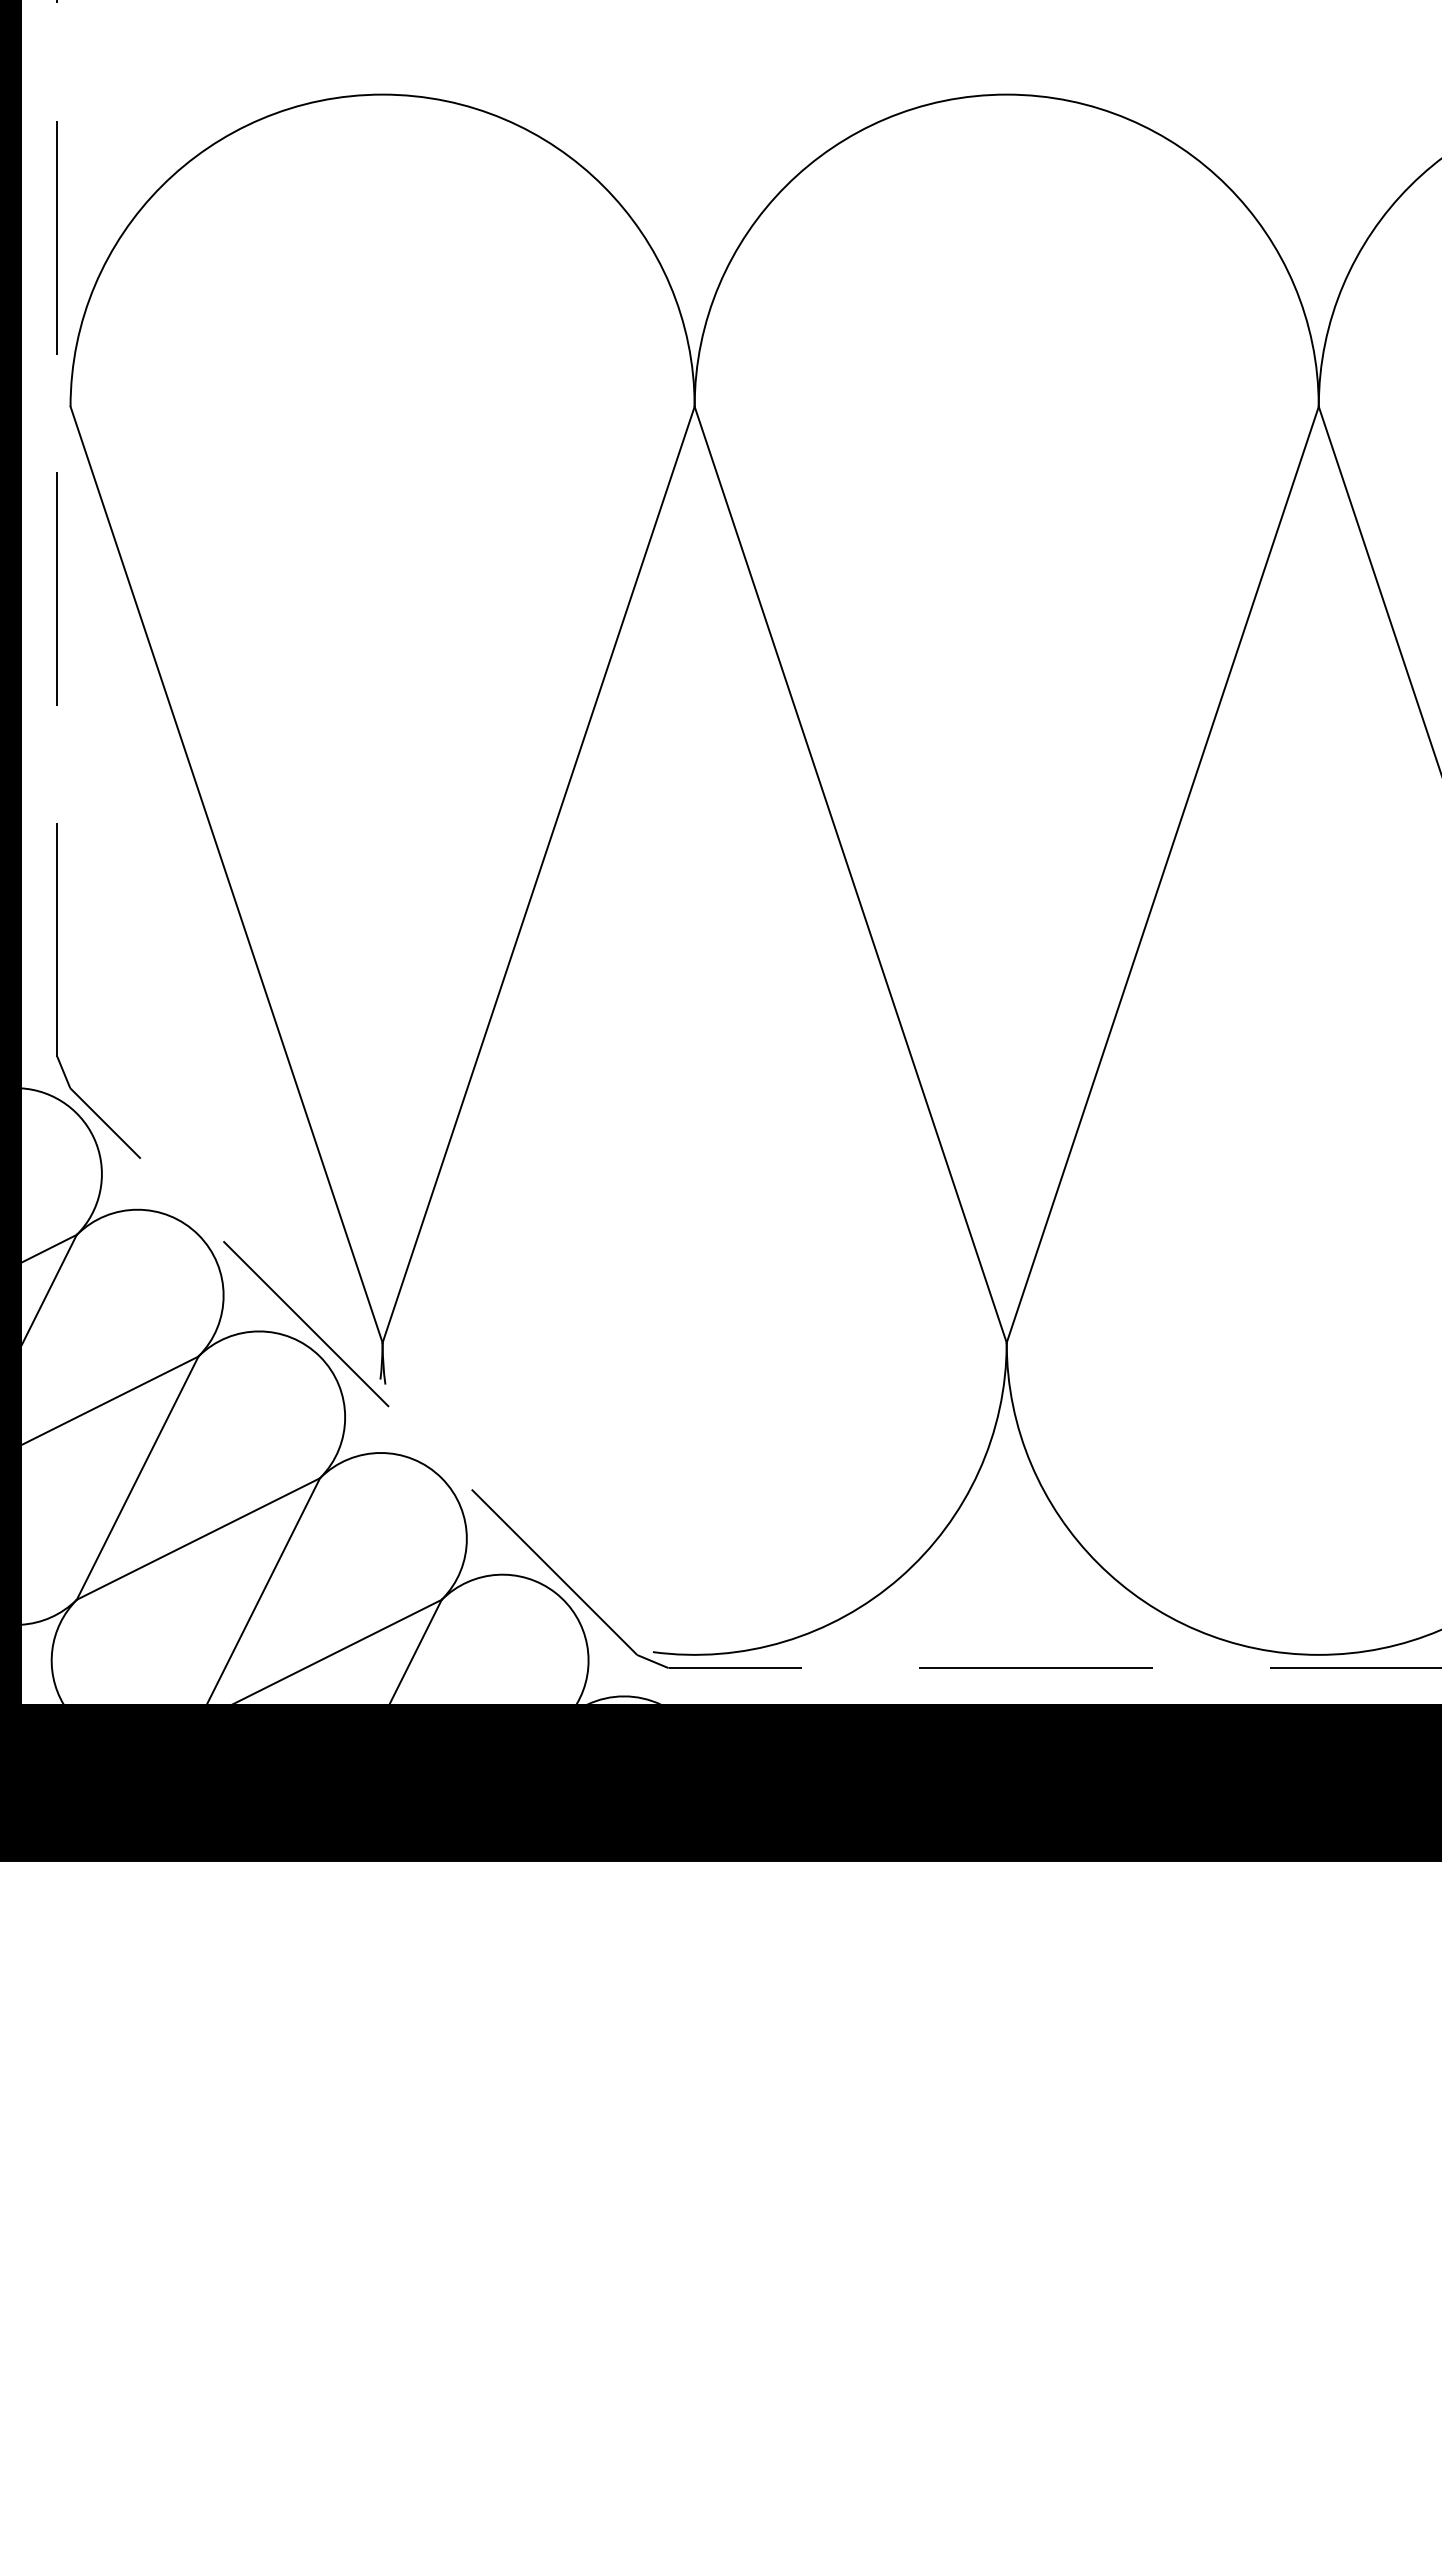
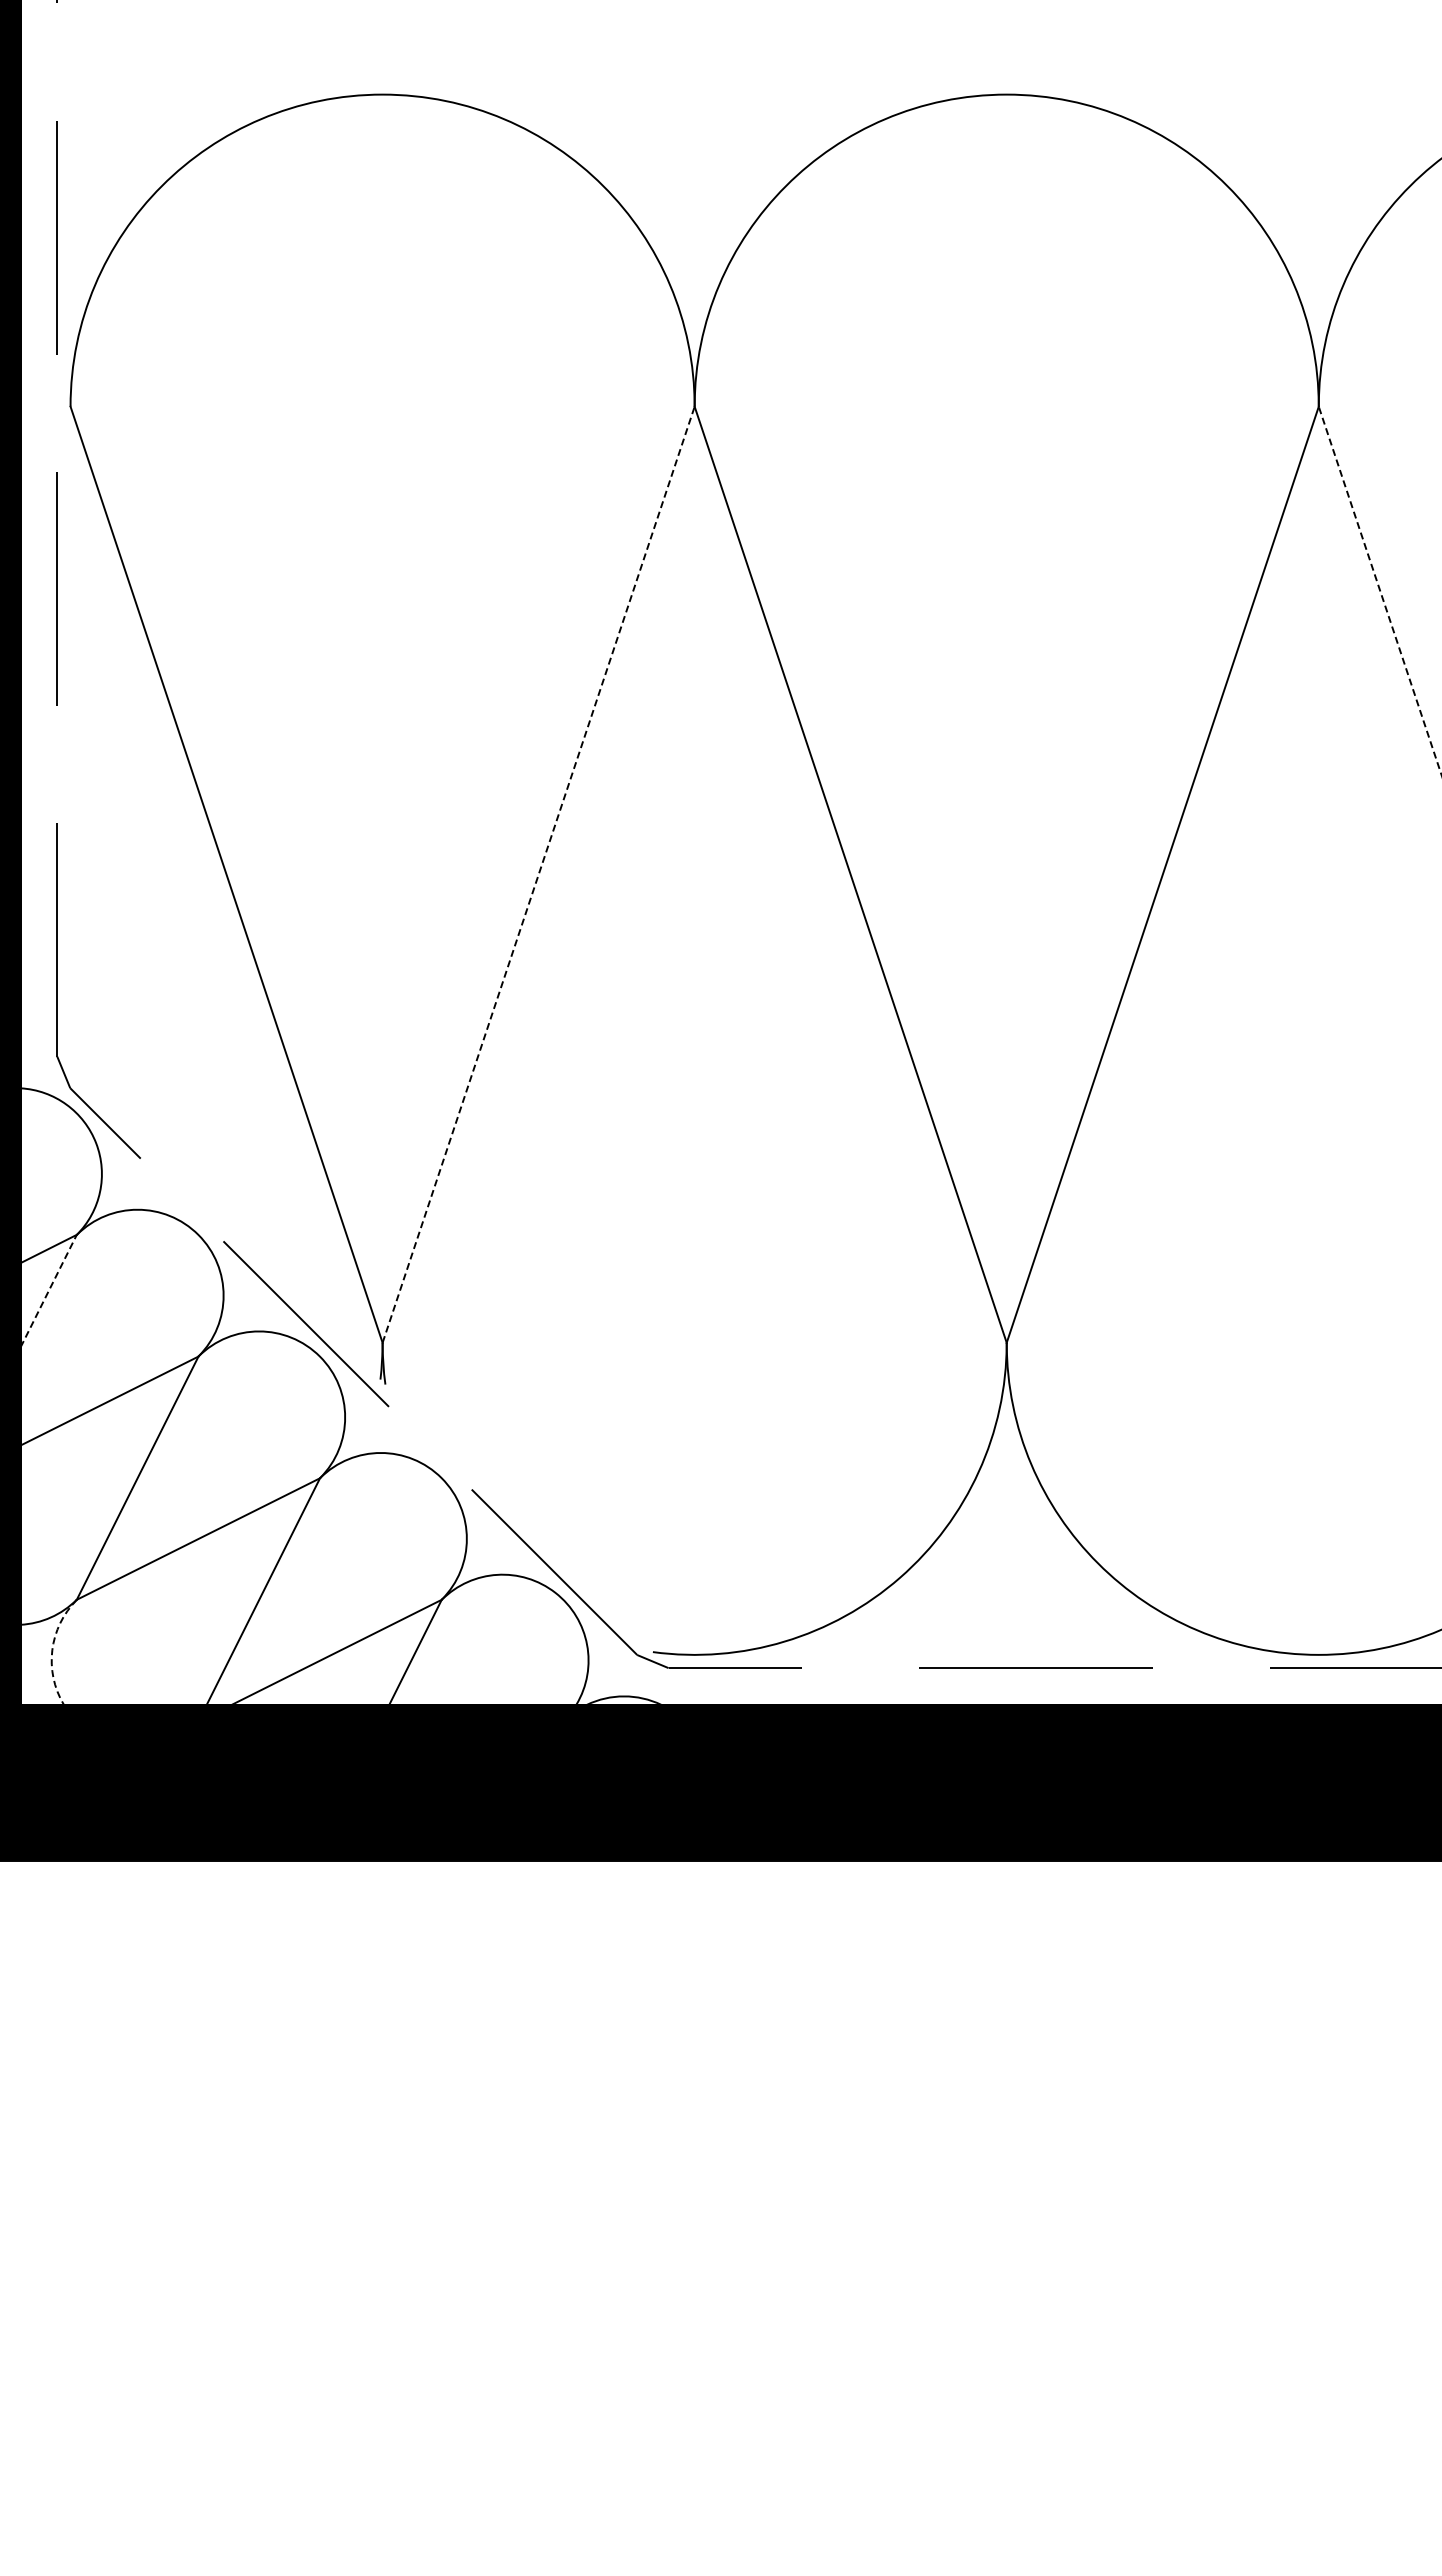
line: solid -> dashed (1380, 590)
line: solid -> dashed (538, 874)
line: solid -> dashed (48, 1291)
arc: solid -> dashed (52, 1650)
